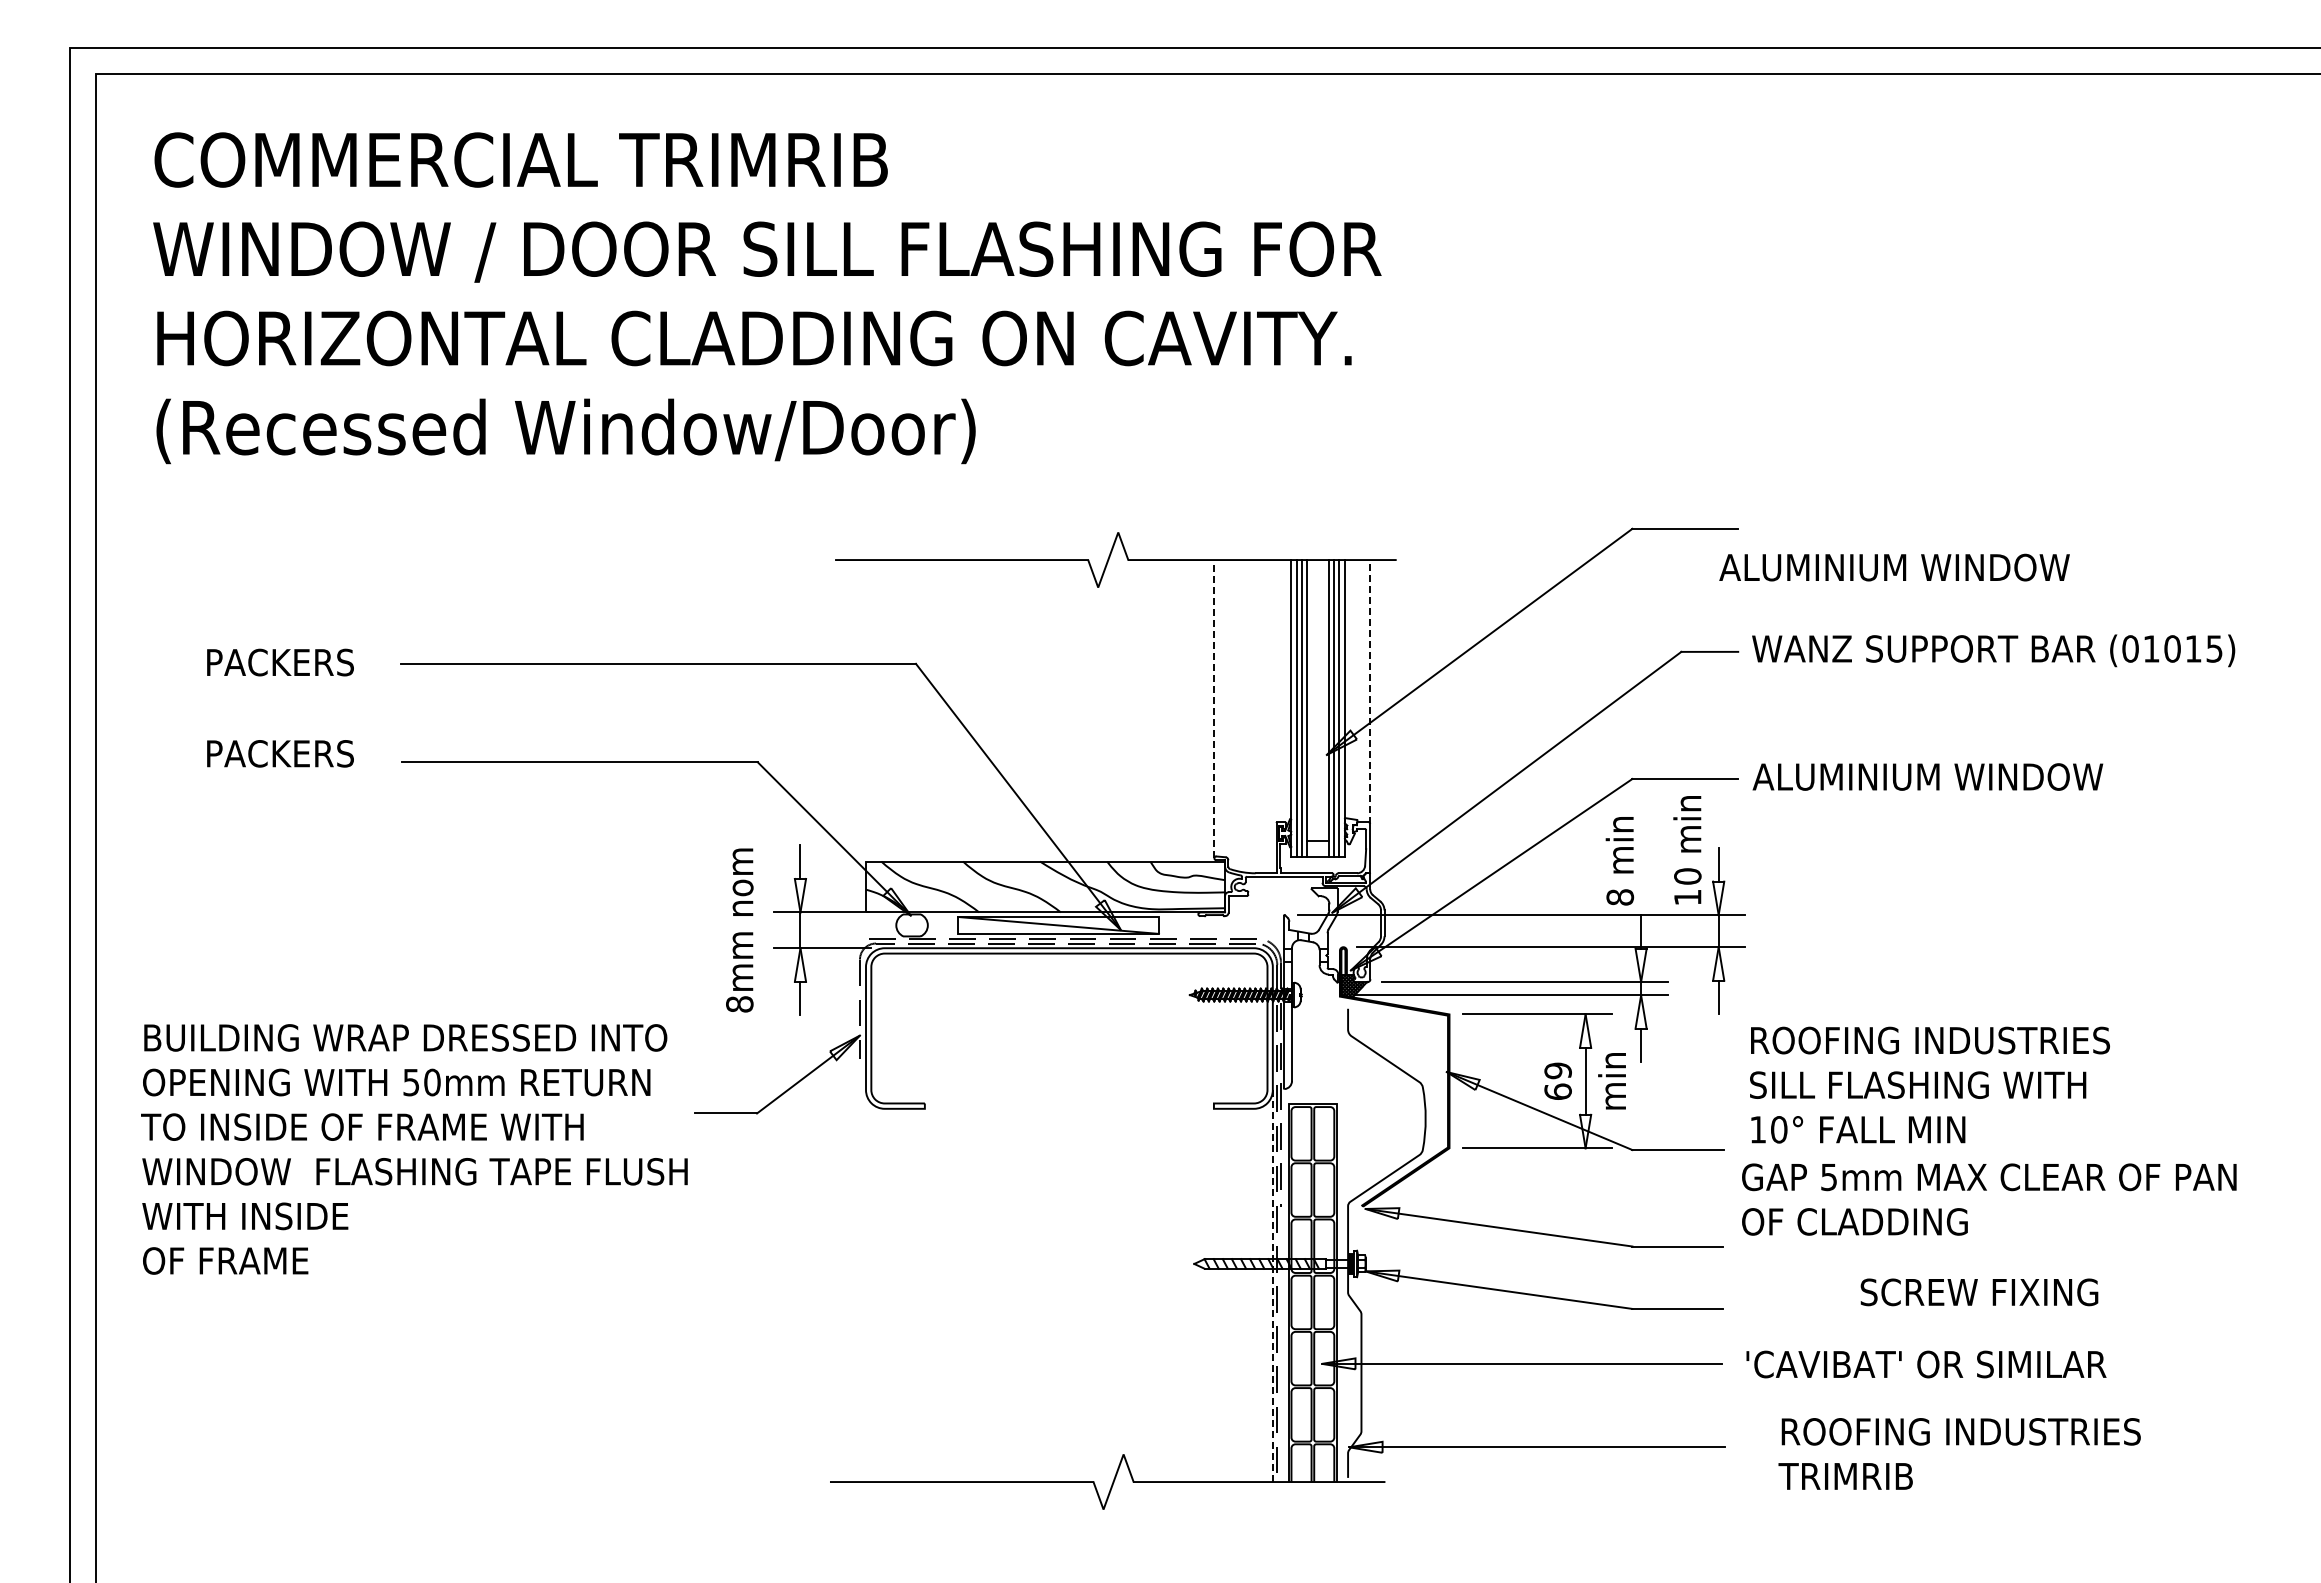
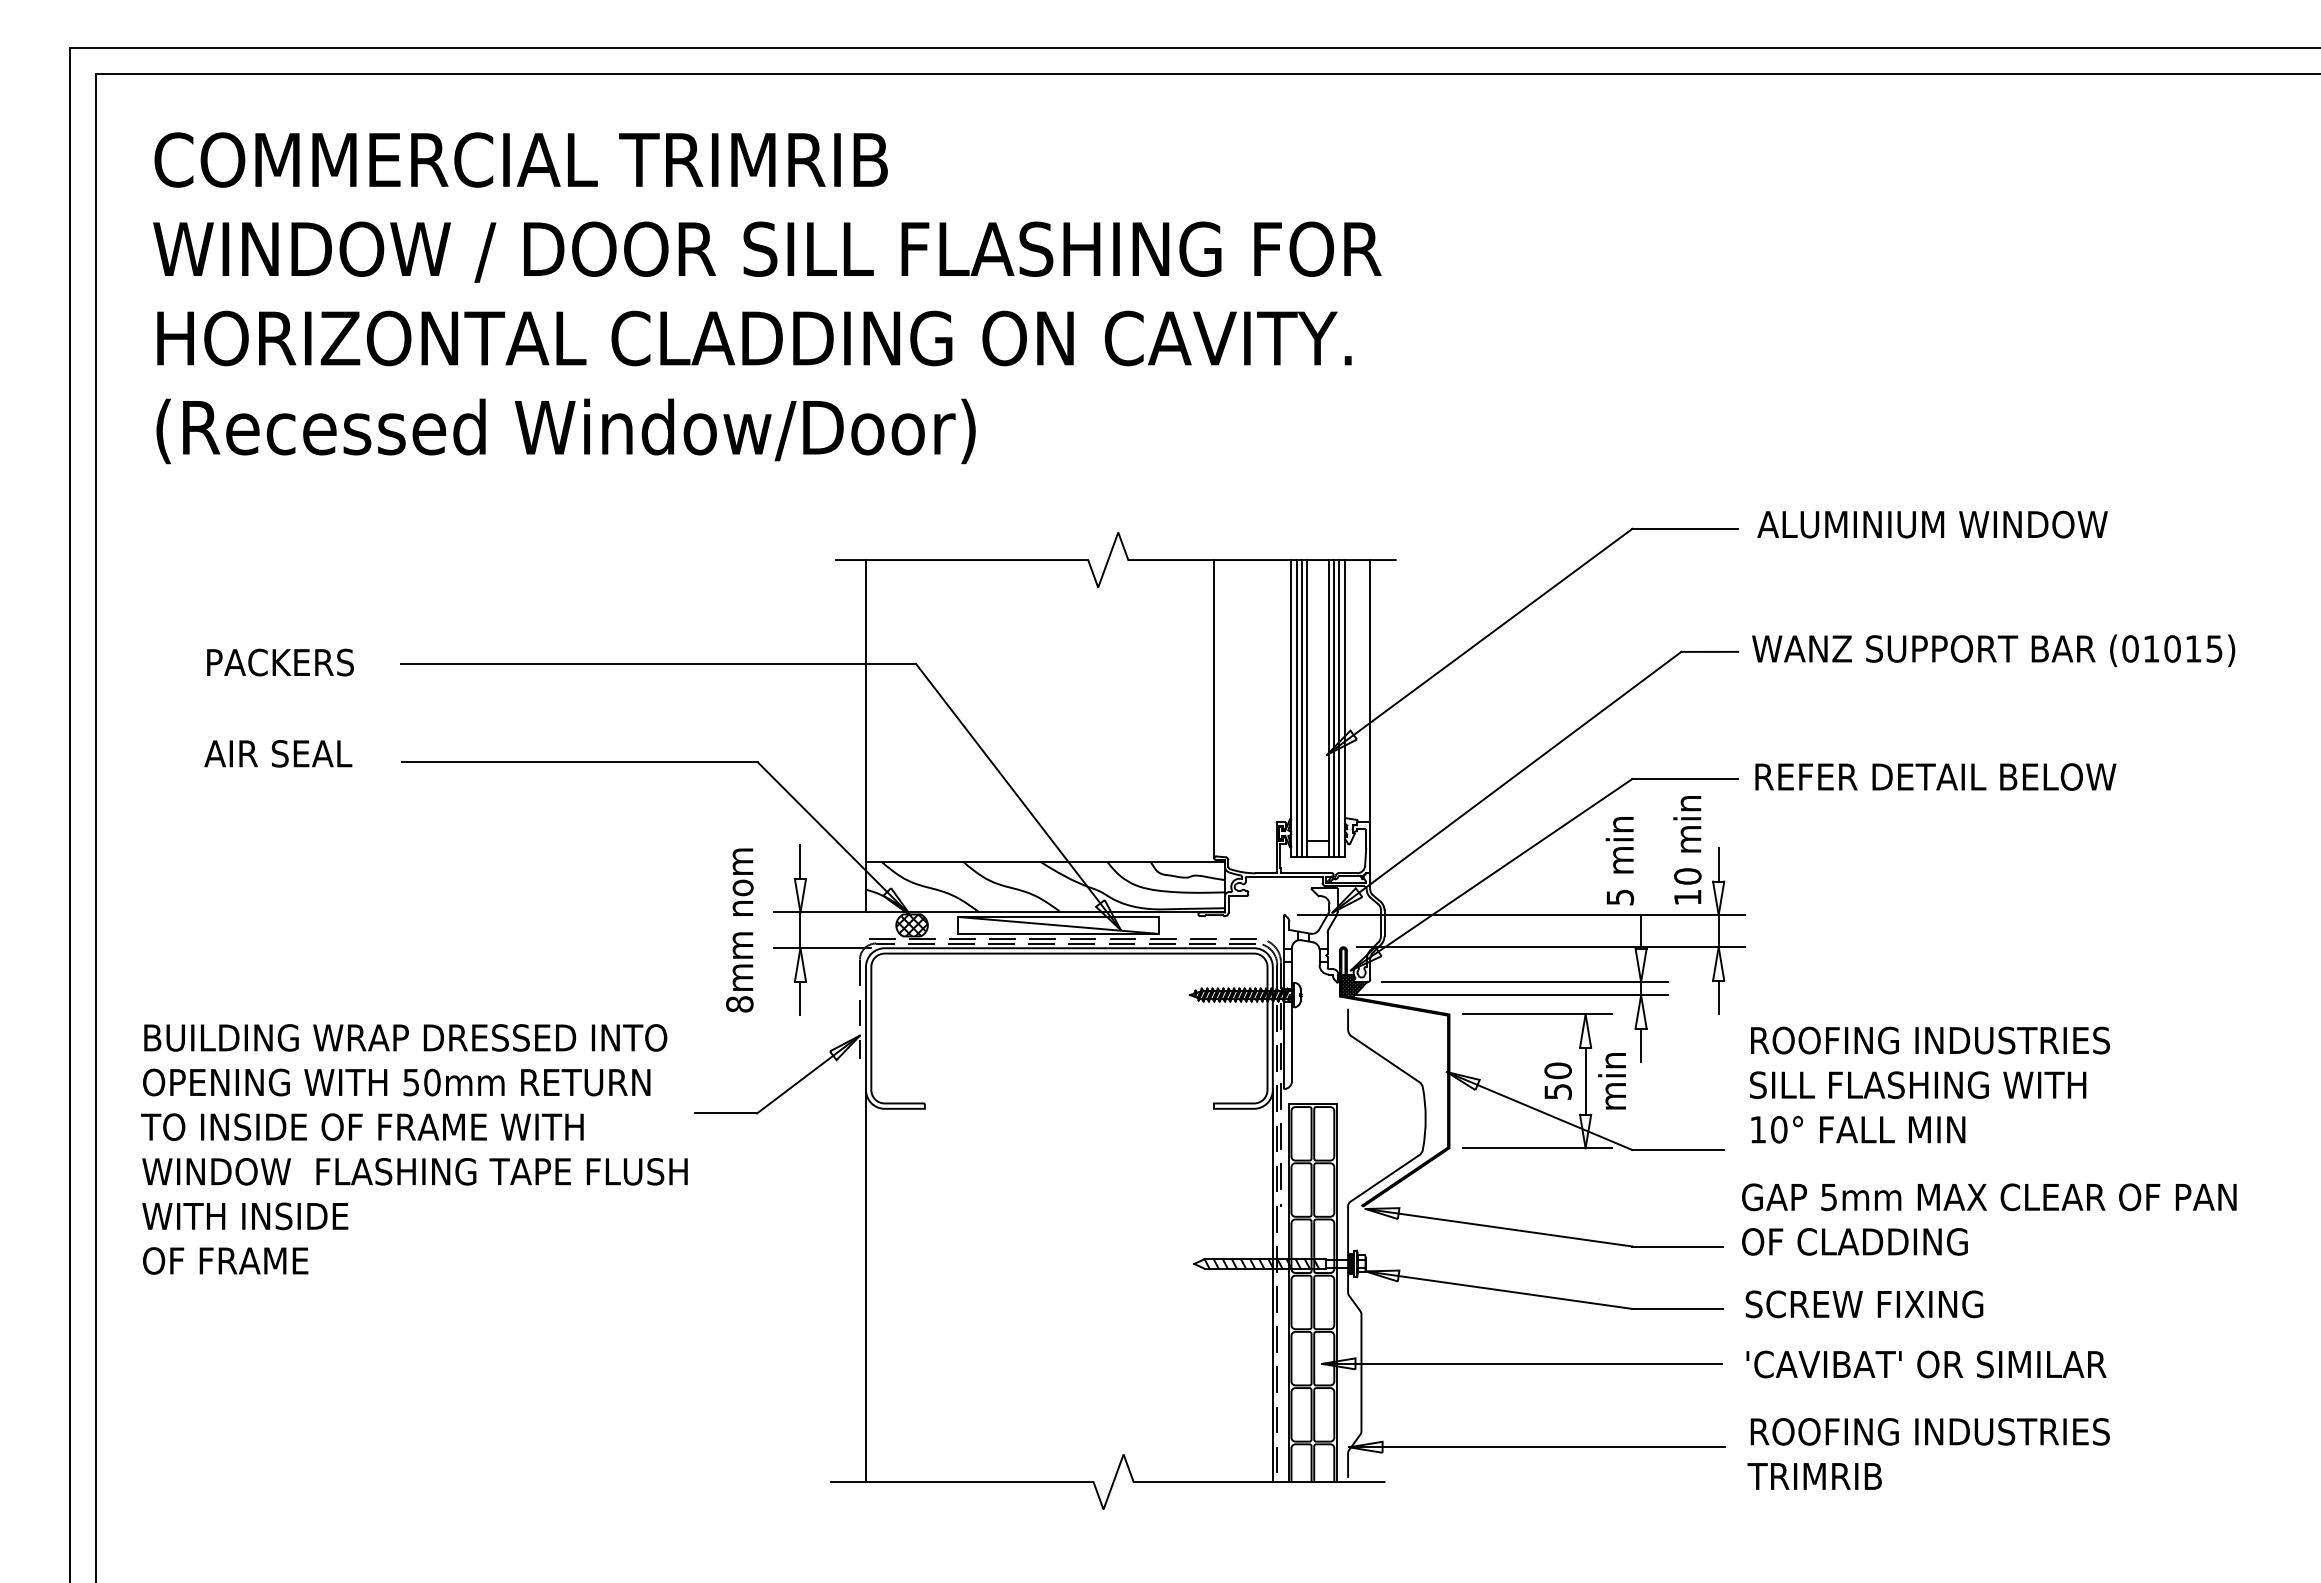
text position: (1894, 567) -> (1932, 524) (1932, 524)
line: dashed -> solid (1370, 691)
line: dashed -> solid (1214, 708)
line: none -> present (866, 710)
text: PACKERS -> AIR SEAL (278, 753)
text: ALUMINIUM WINDOW -> REFER DETAIL BELOW (1934, 776)
text: 8 -> 5 (1620, 897)
hatch: none -> present (911, 925)
text: 69 -> 50 (1557, 1080)
text position: (1989, 1199) -> (1989, 1219) (1989, 1219)
line: none -> present (866, 1286)
line: dashed -> solid (1272, 1286)
text position: (1979, 1292) -> (1864, 1304) (1864, 1304)
text position: (1959, 1453) -> (1928, 1453) (1928, 1453)
